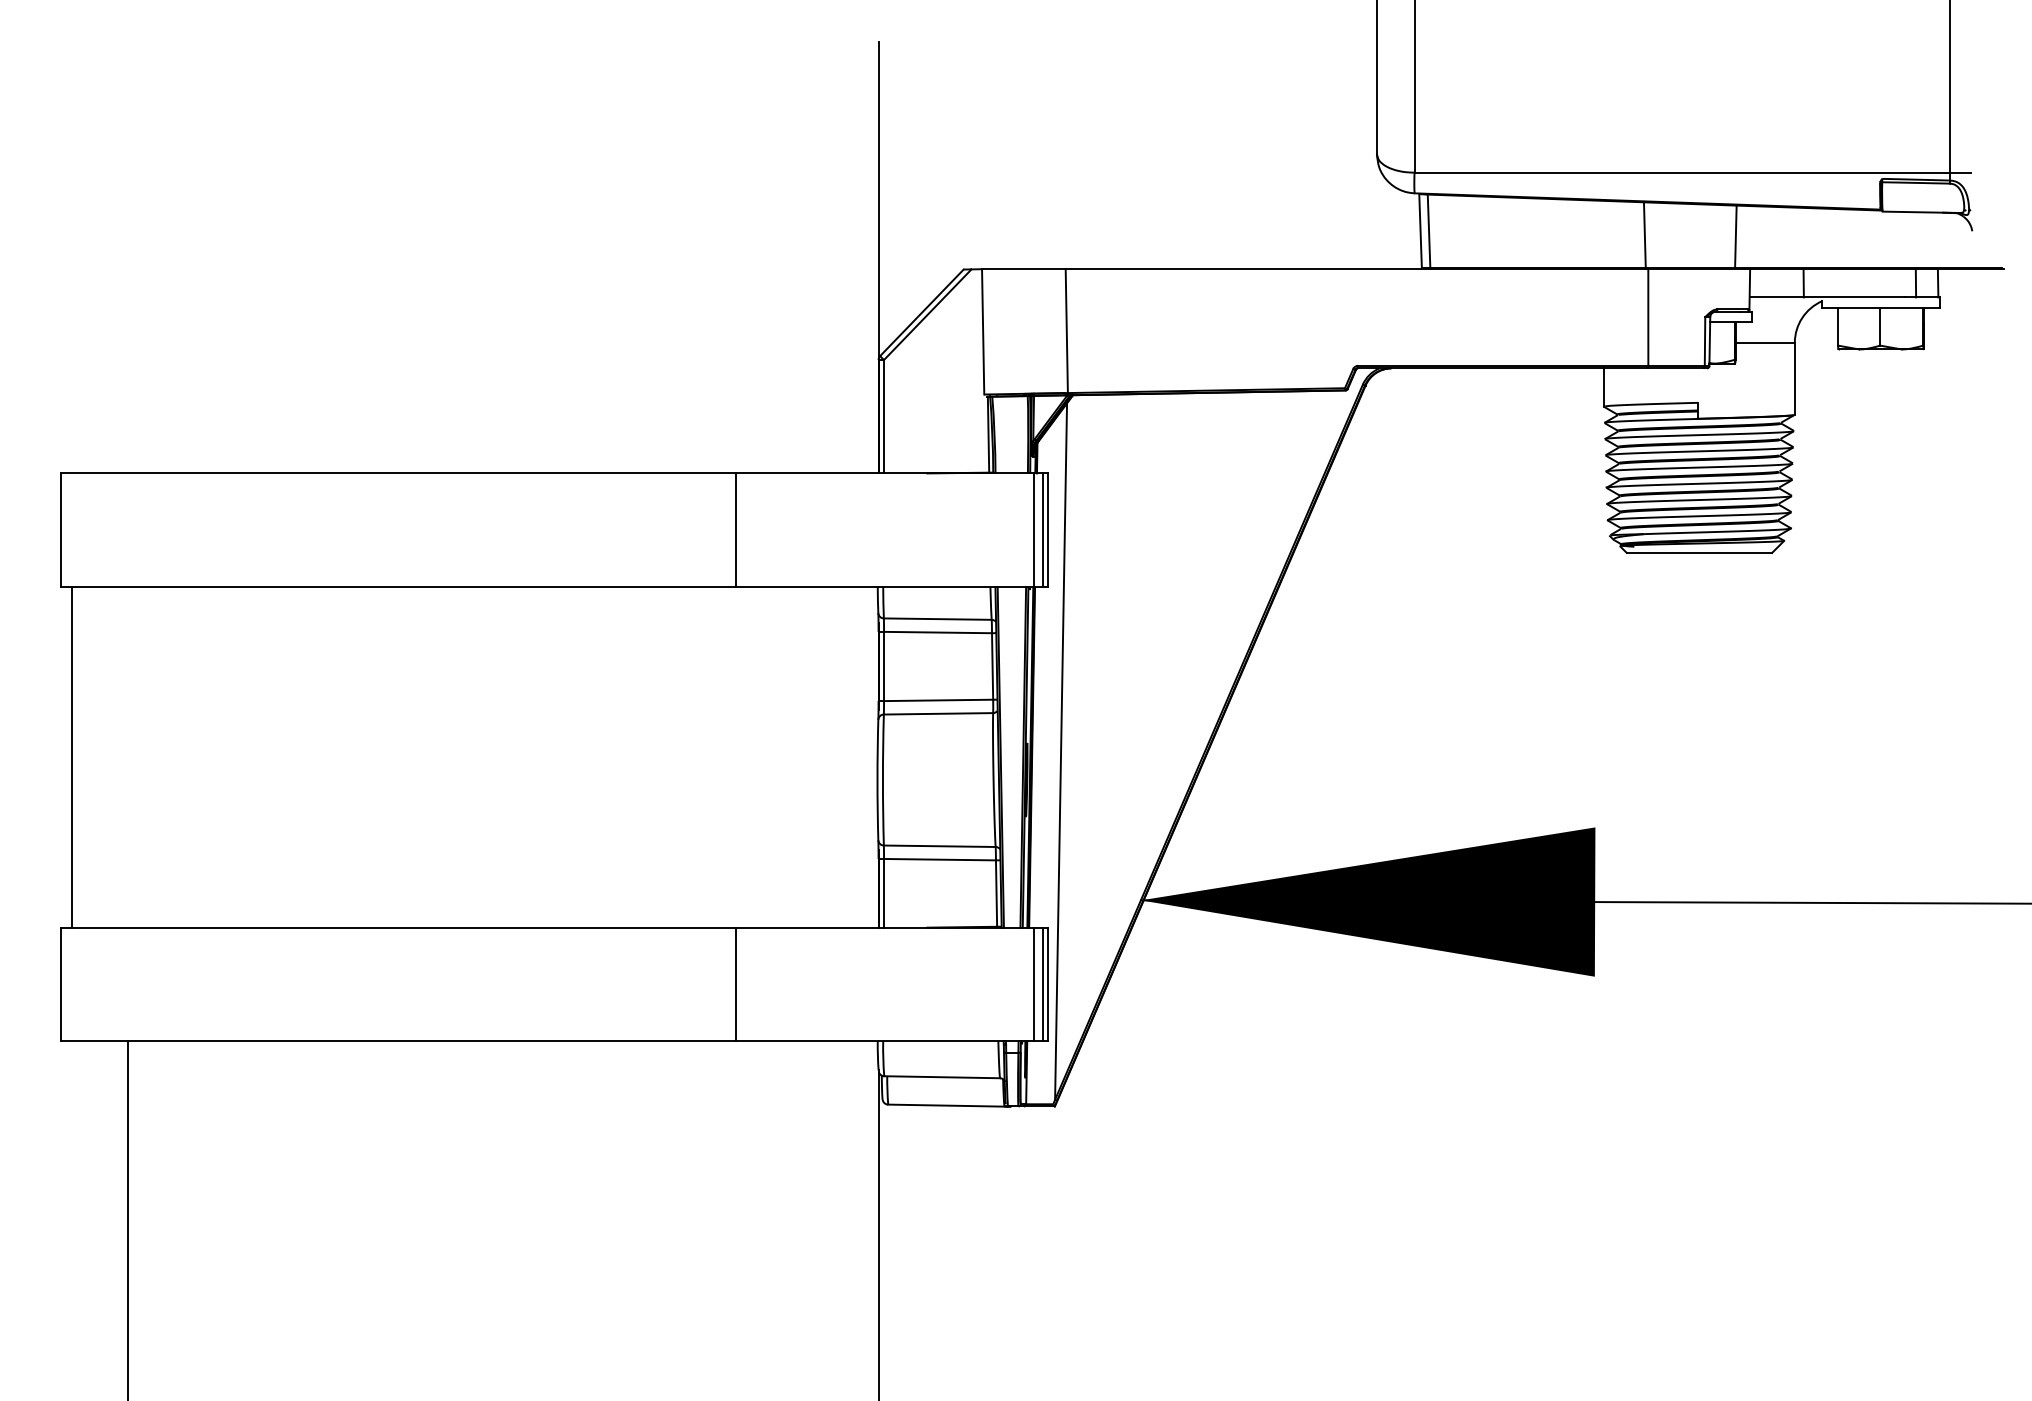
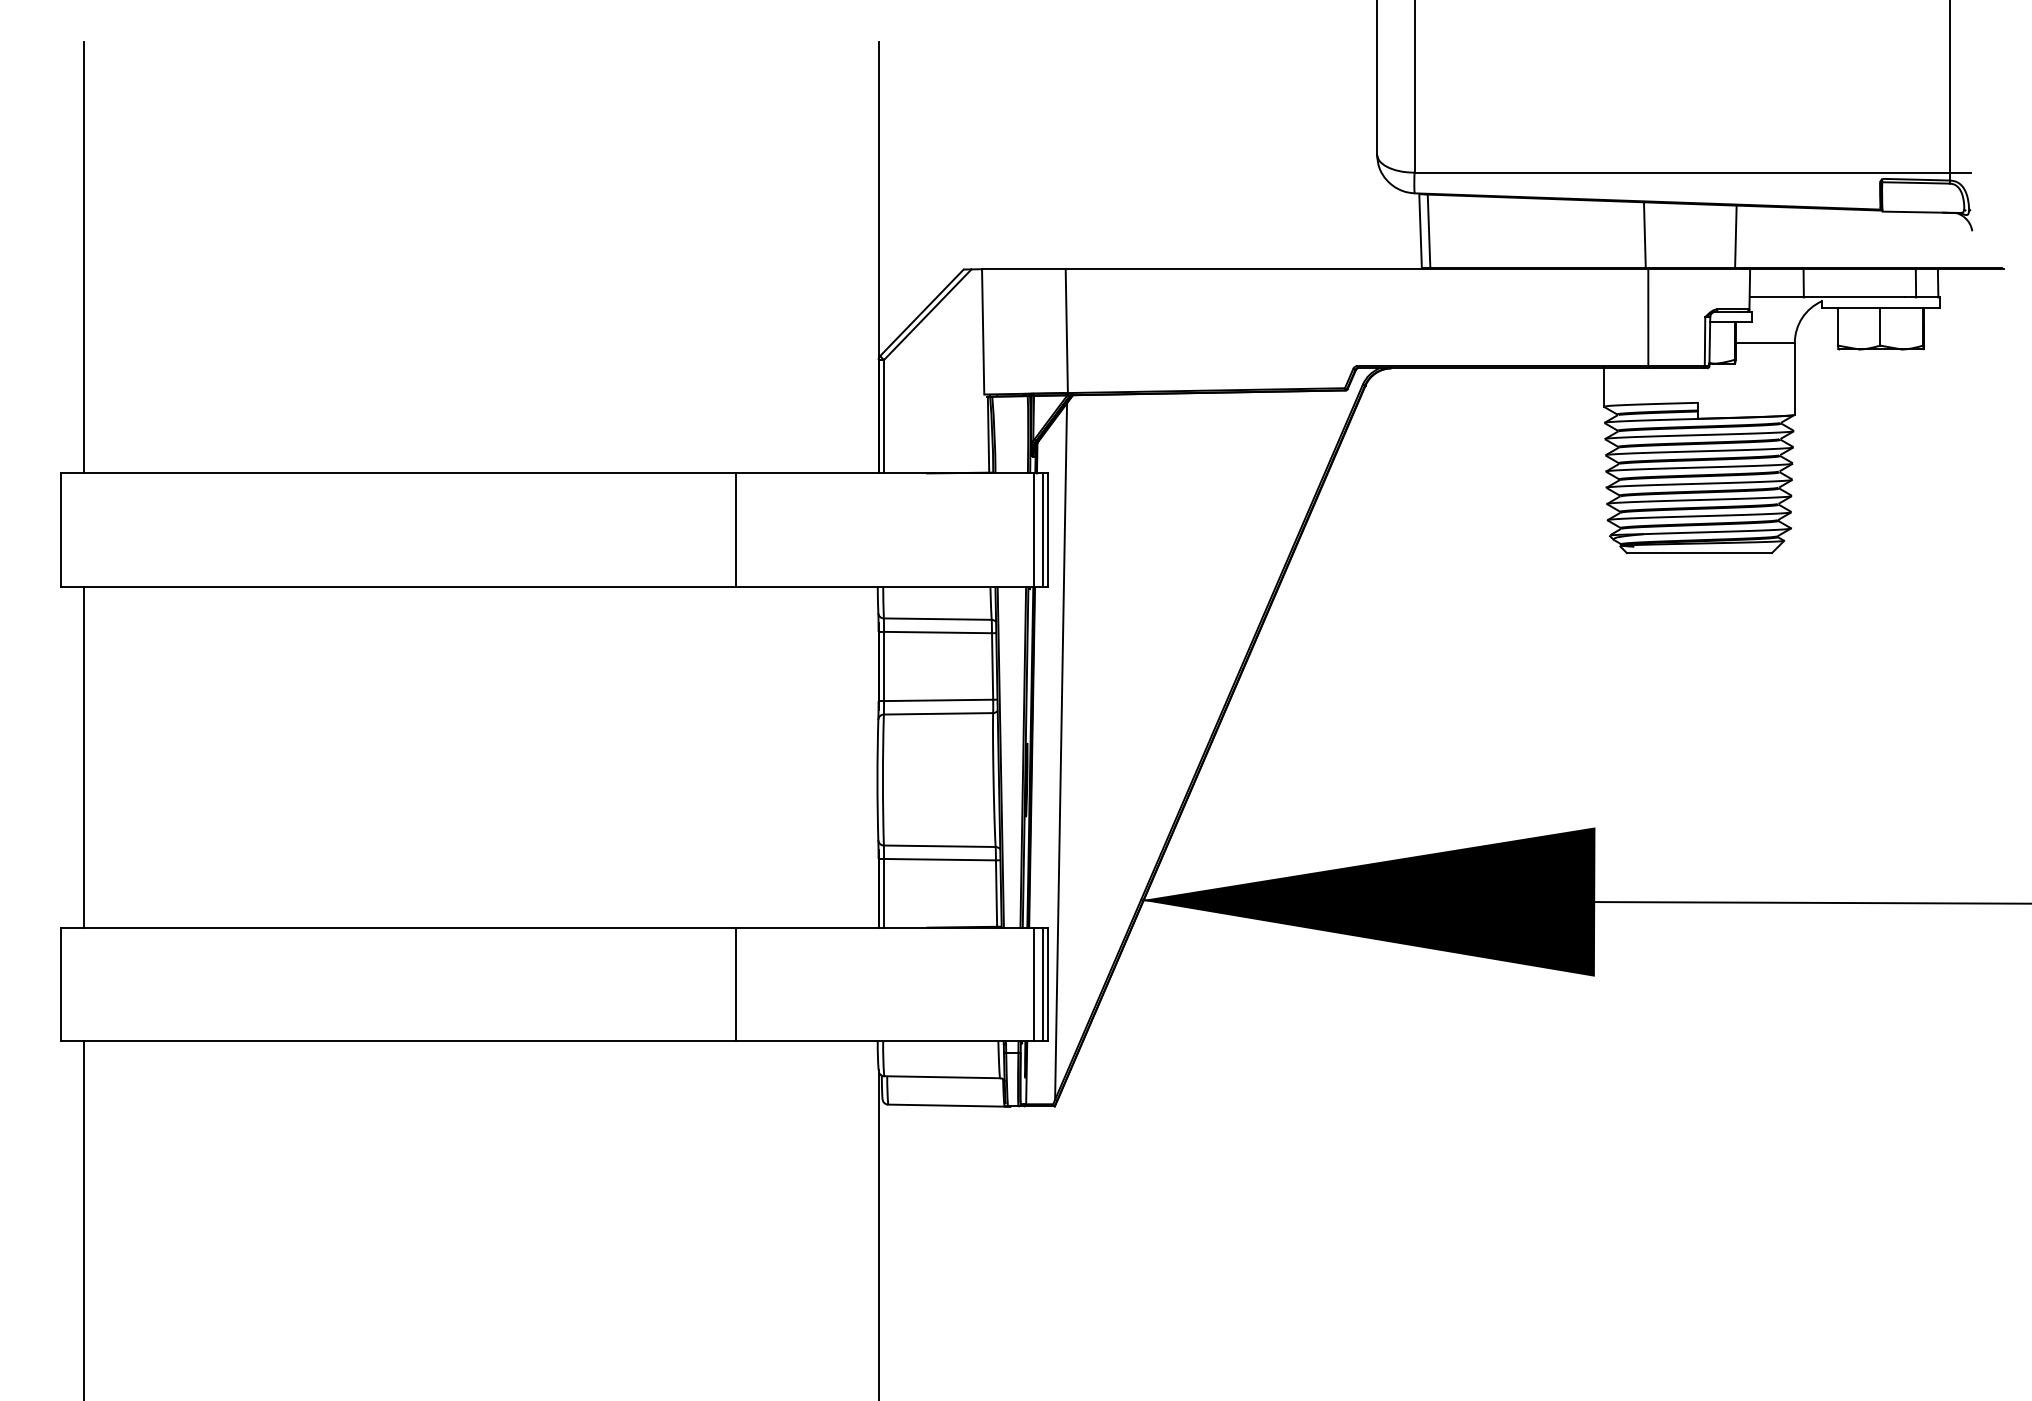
line: none -> present (83, 257)
line position: (71, 757) -> (83, 757) (83, 757)
line position: (127, 1219) -> (83, 1219) (83, 1219)
